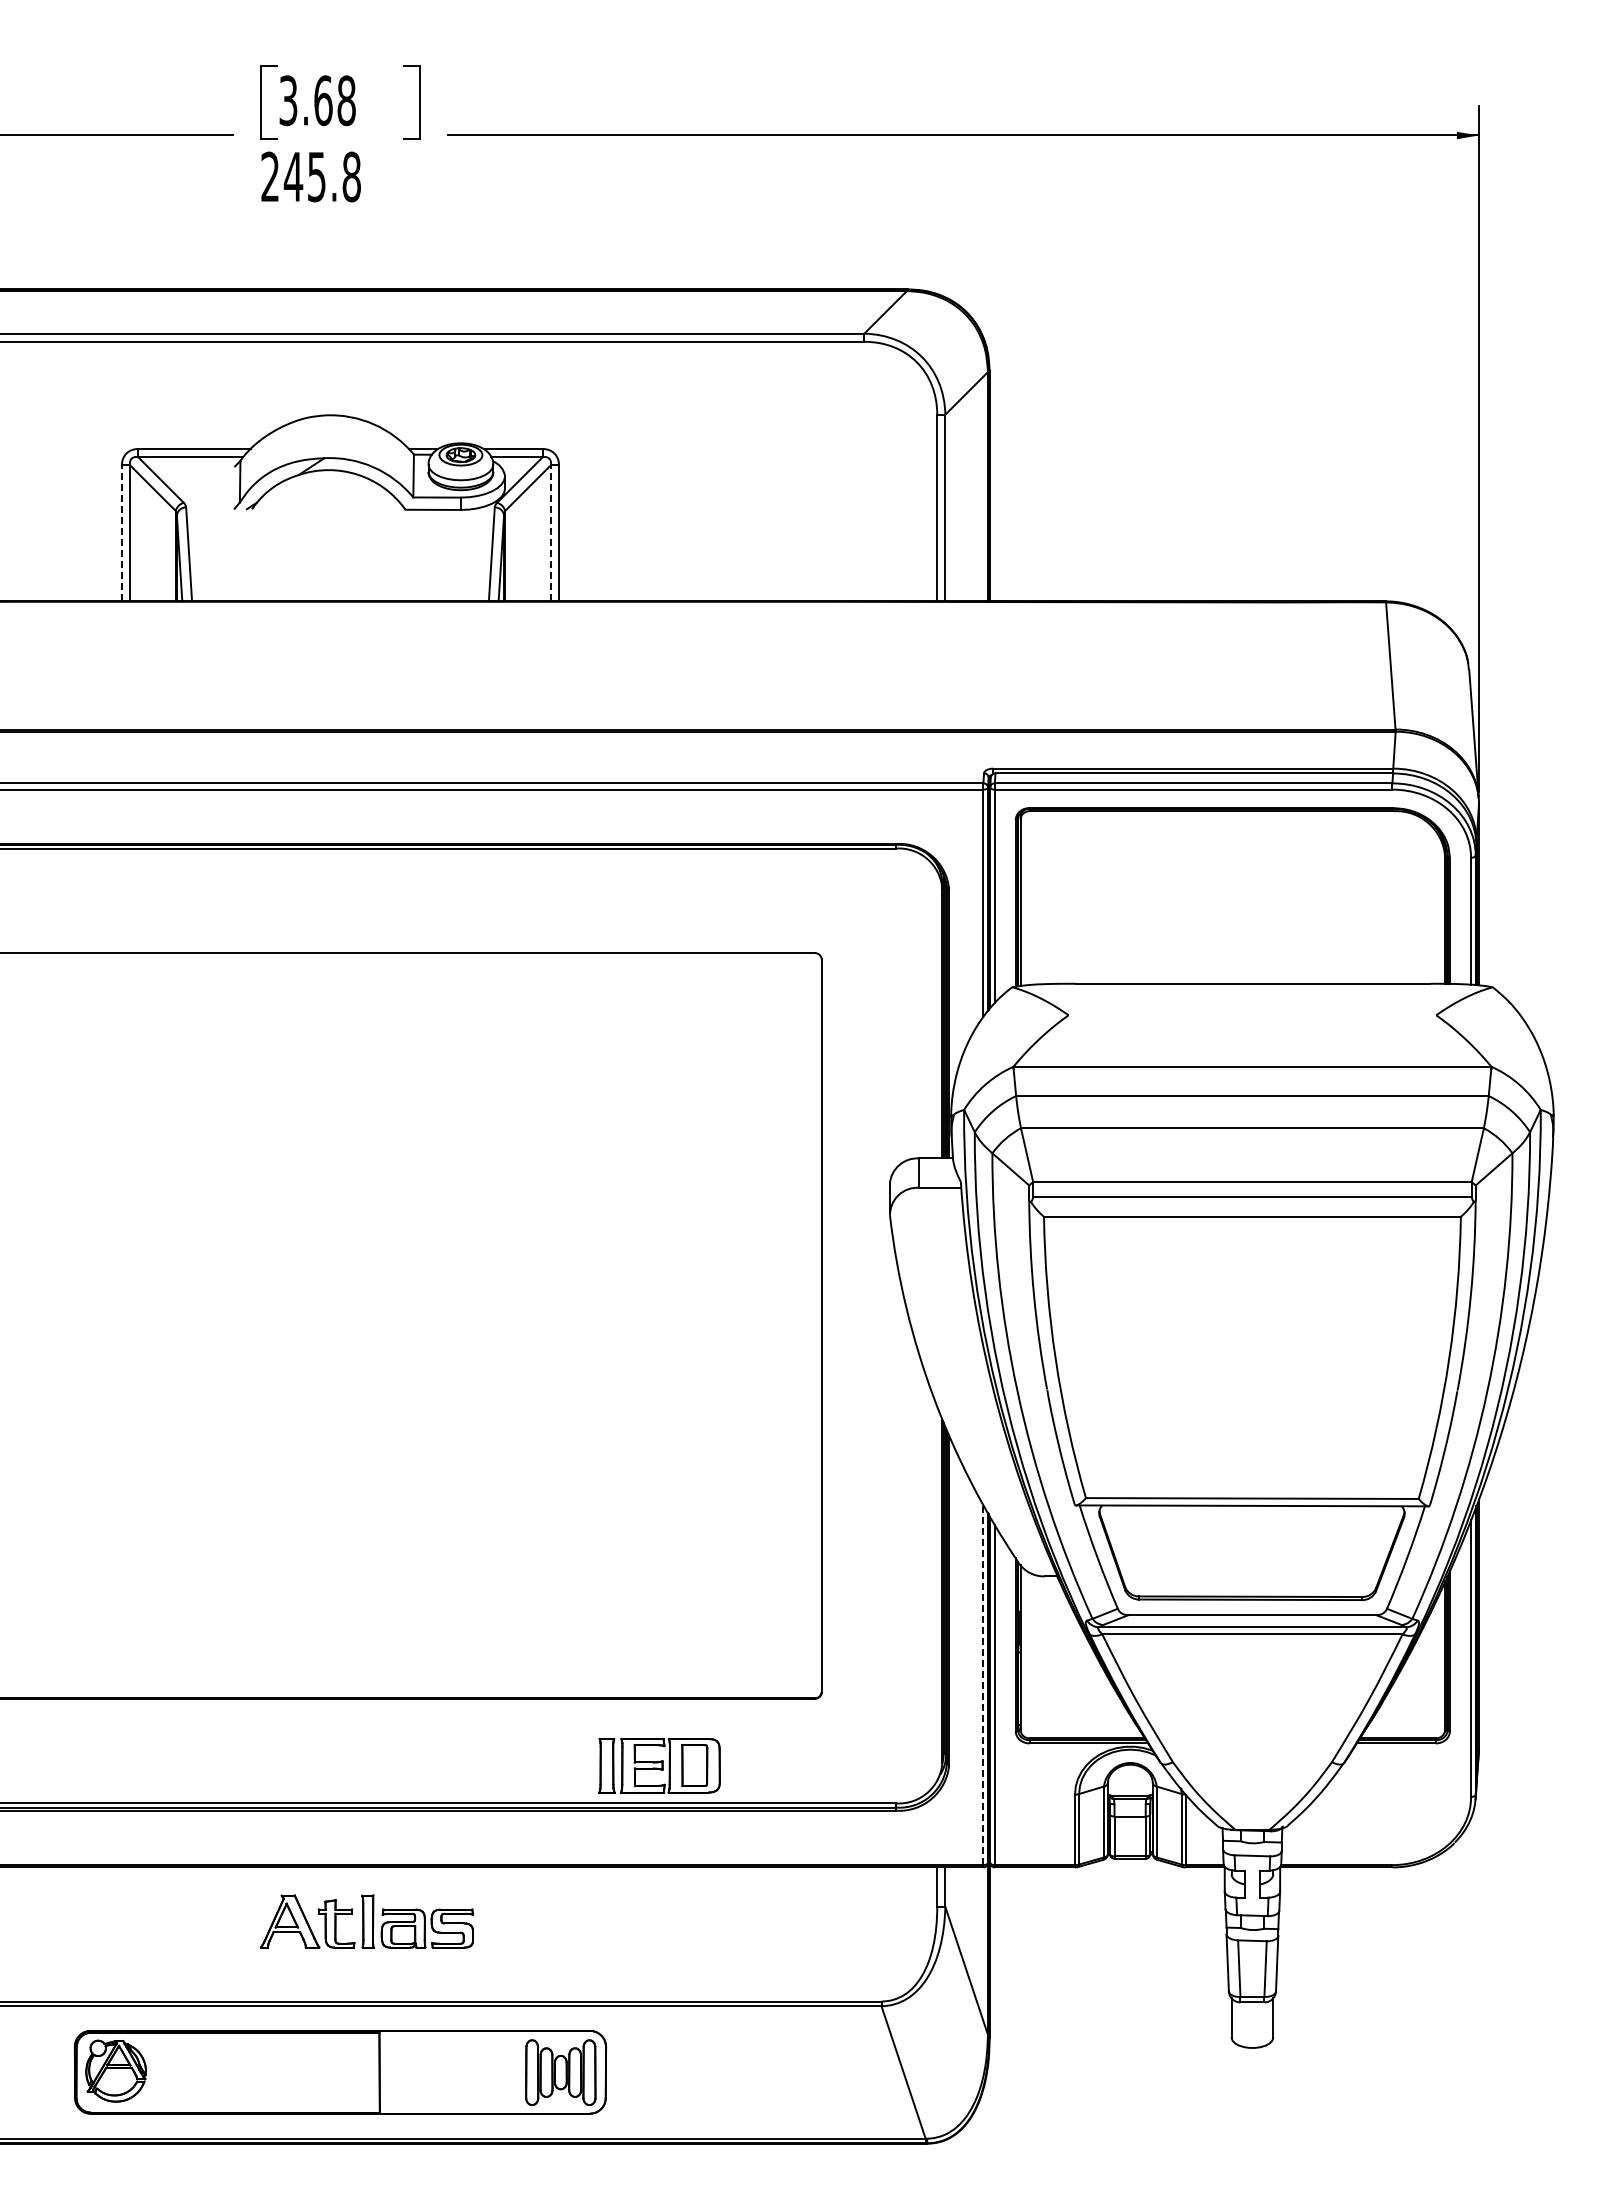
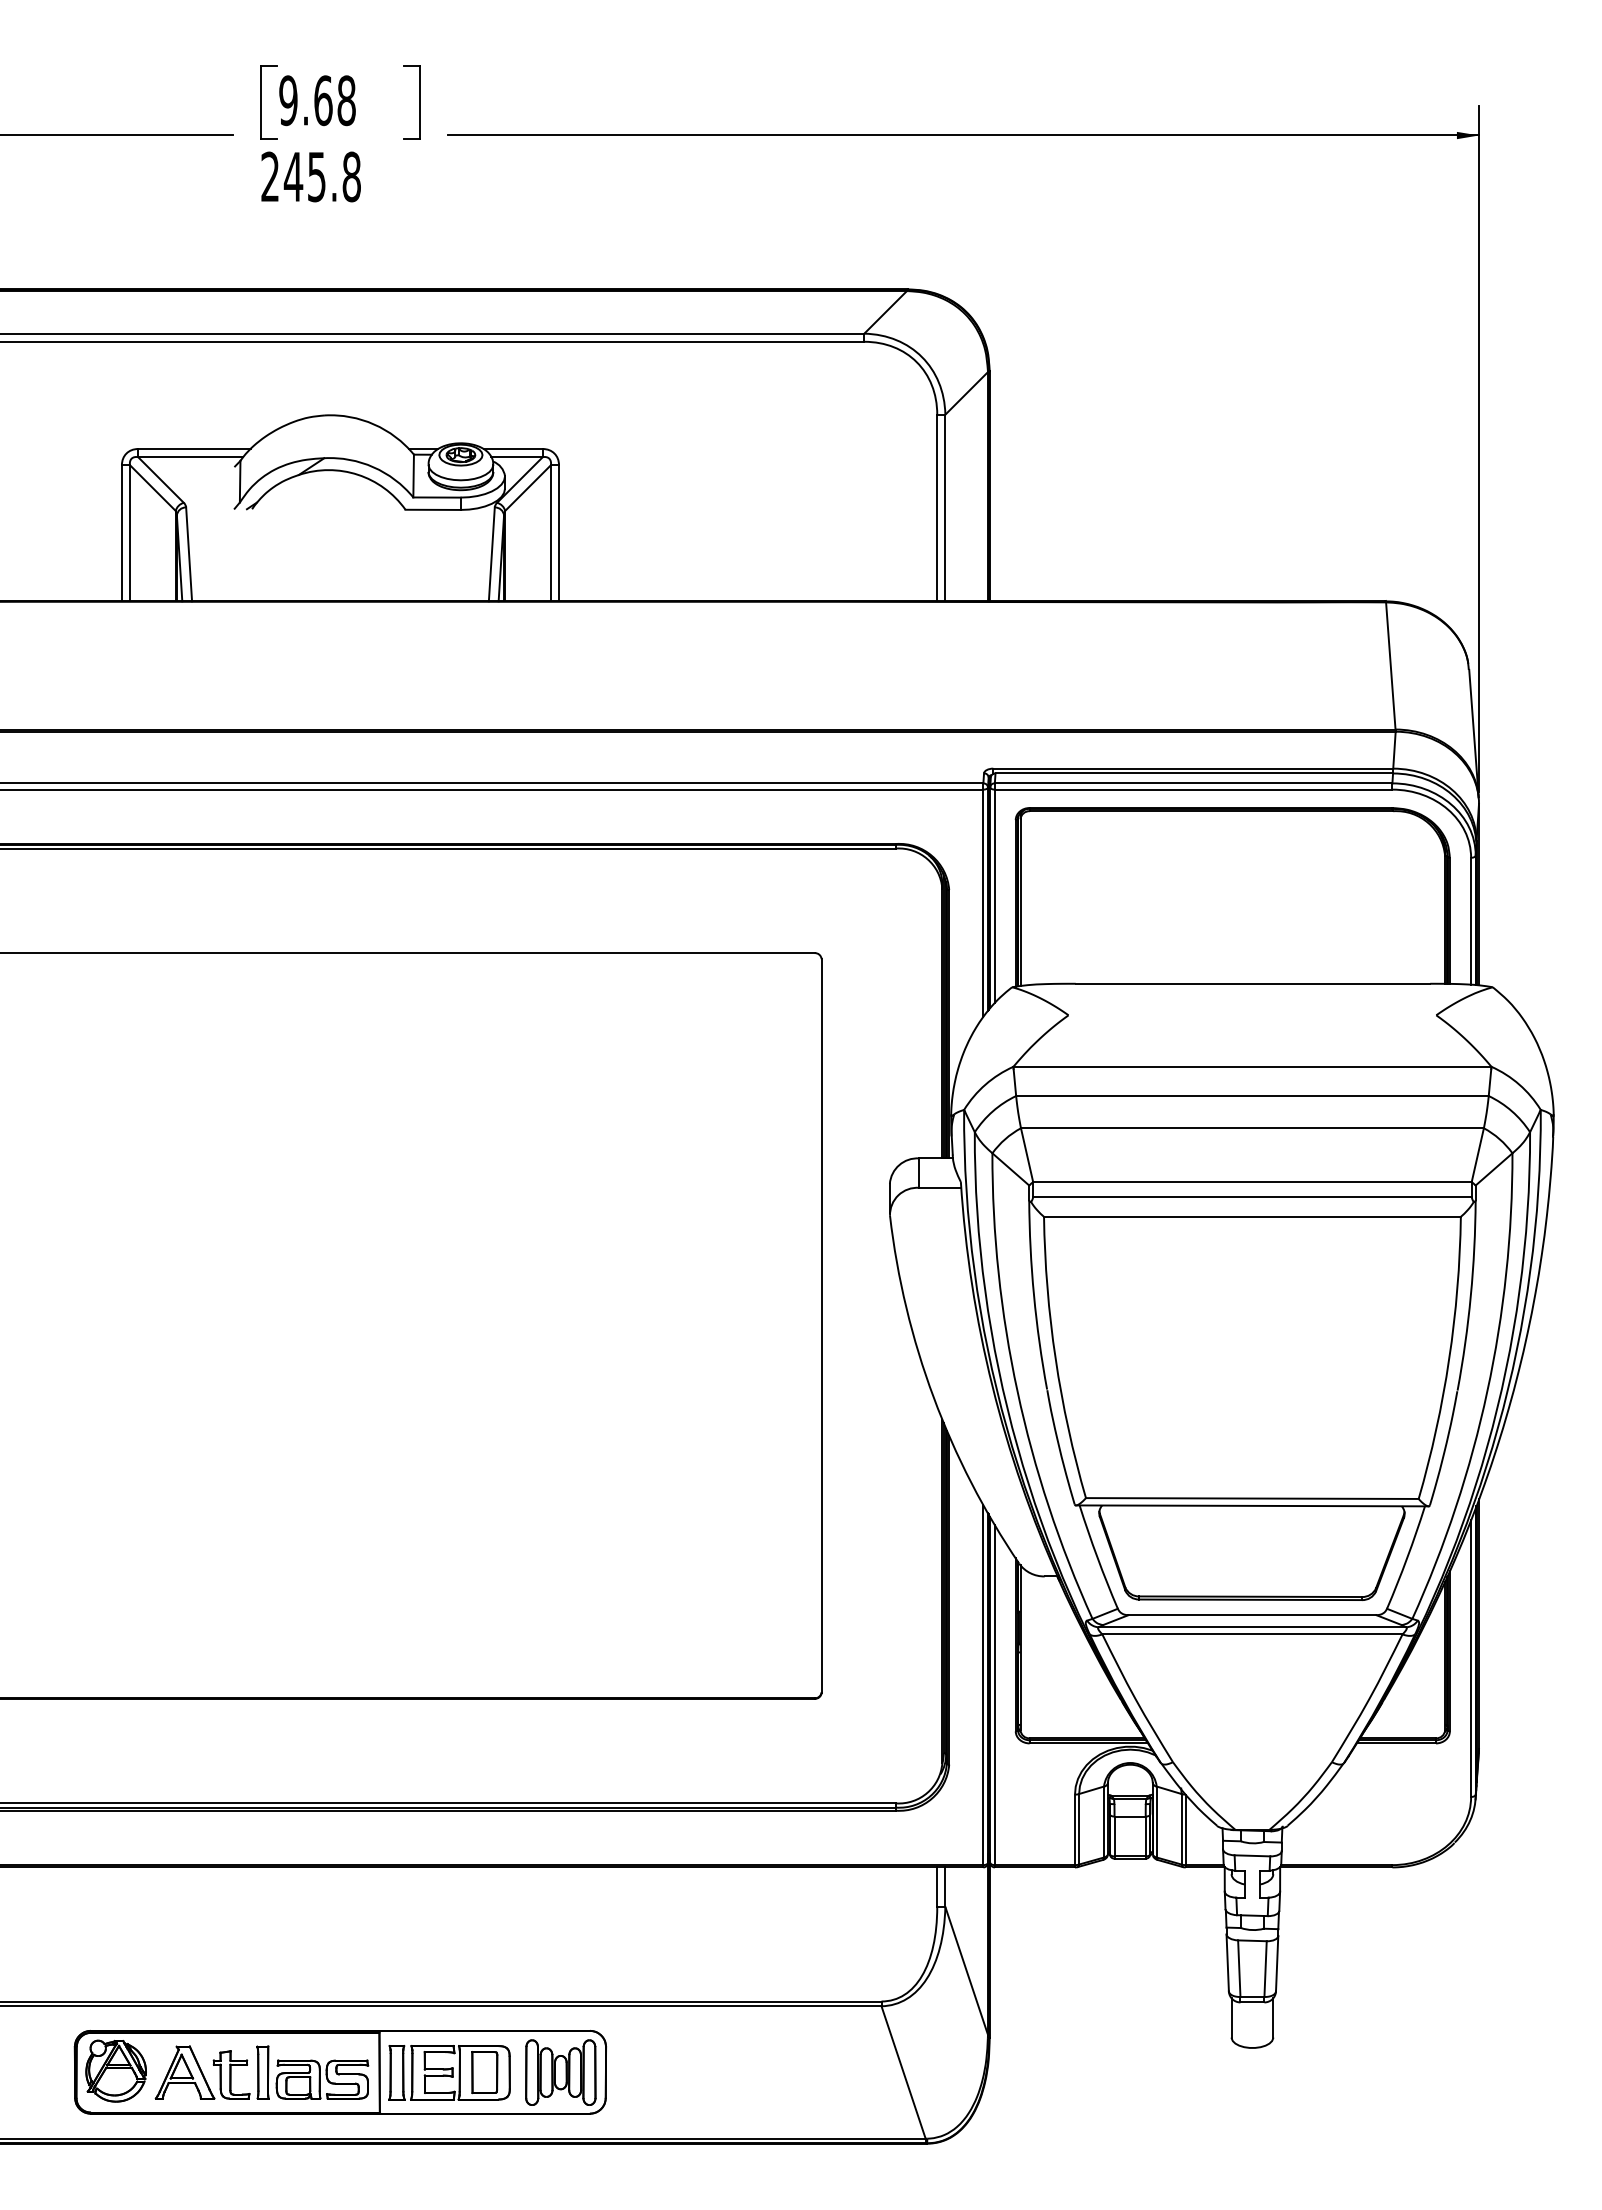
text: 3.68 -> 9.68 (288, 100)
line: dashed -> solid (121, 532)
line: dashed -> solid (550, 532)
line: dashed -> solid (983, 1684)
part position: (659, 1765) -> (449, 2072) (449, 2072)
part position: (366, 1921) -> (261, 2072) (261, 2072)
